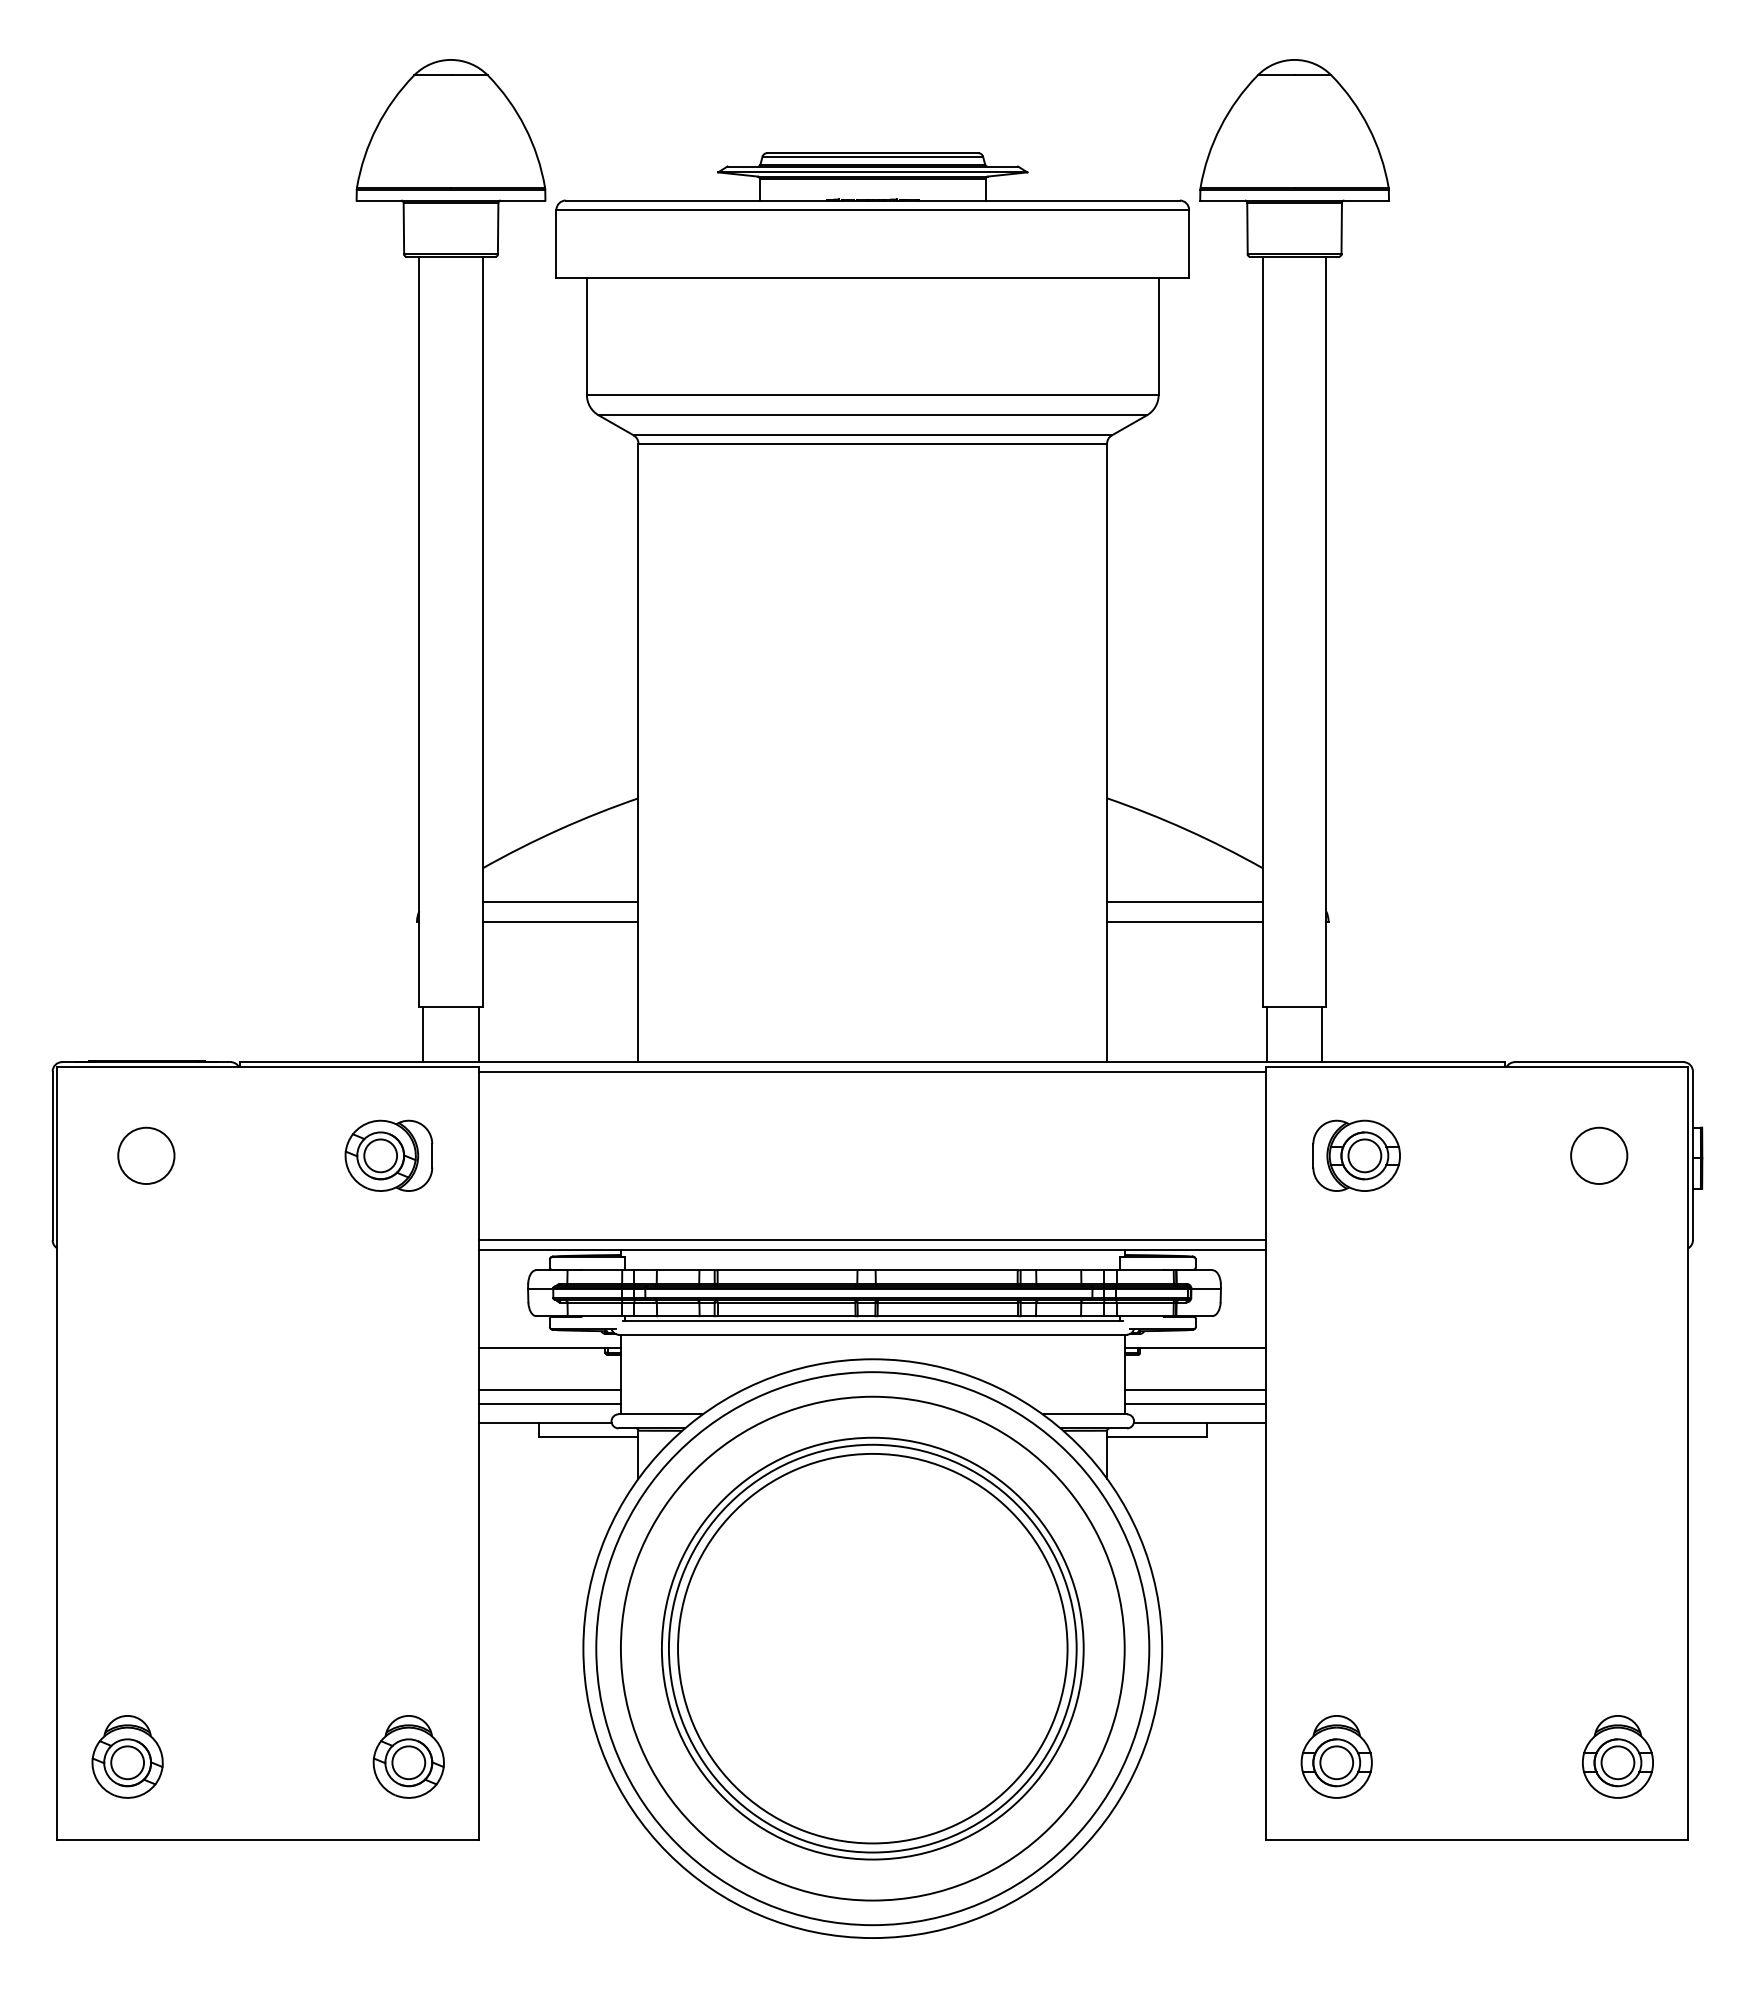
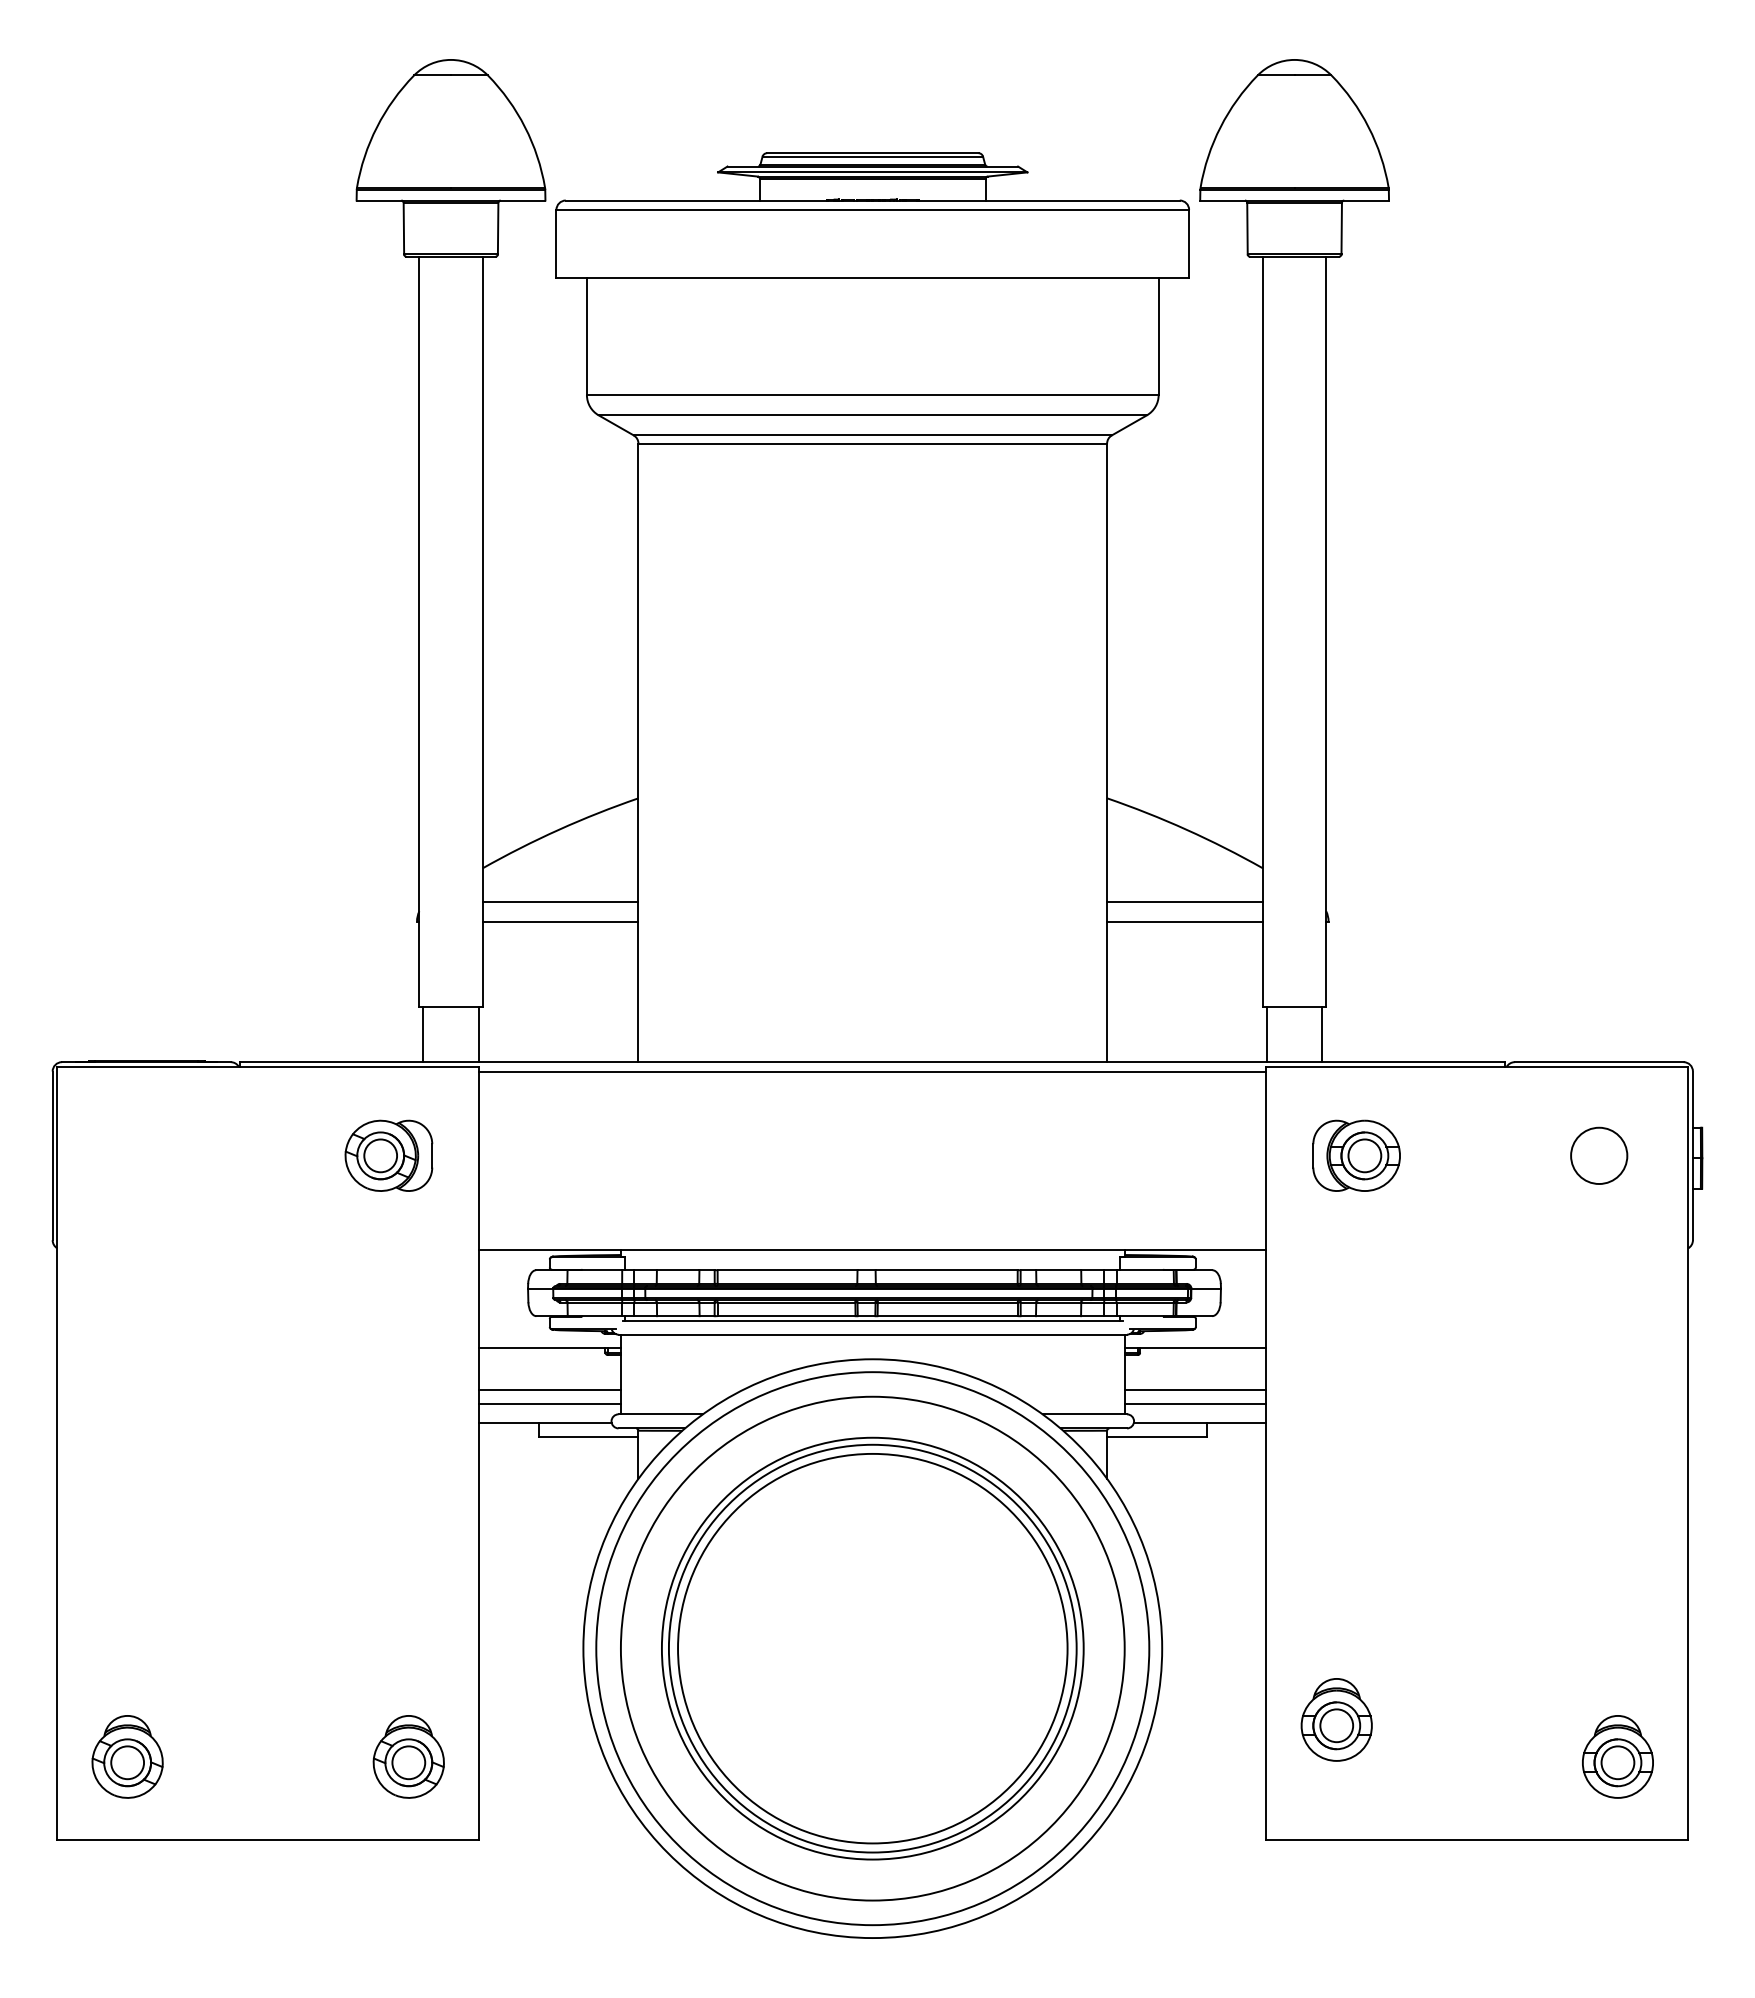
circle: present -> none (146, 1155)
line: present -> none (872, 1240)
part position: (1336, 1756) -> (1336, 1719) (1336, 1719)
